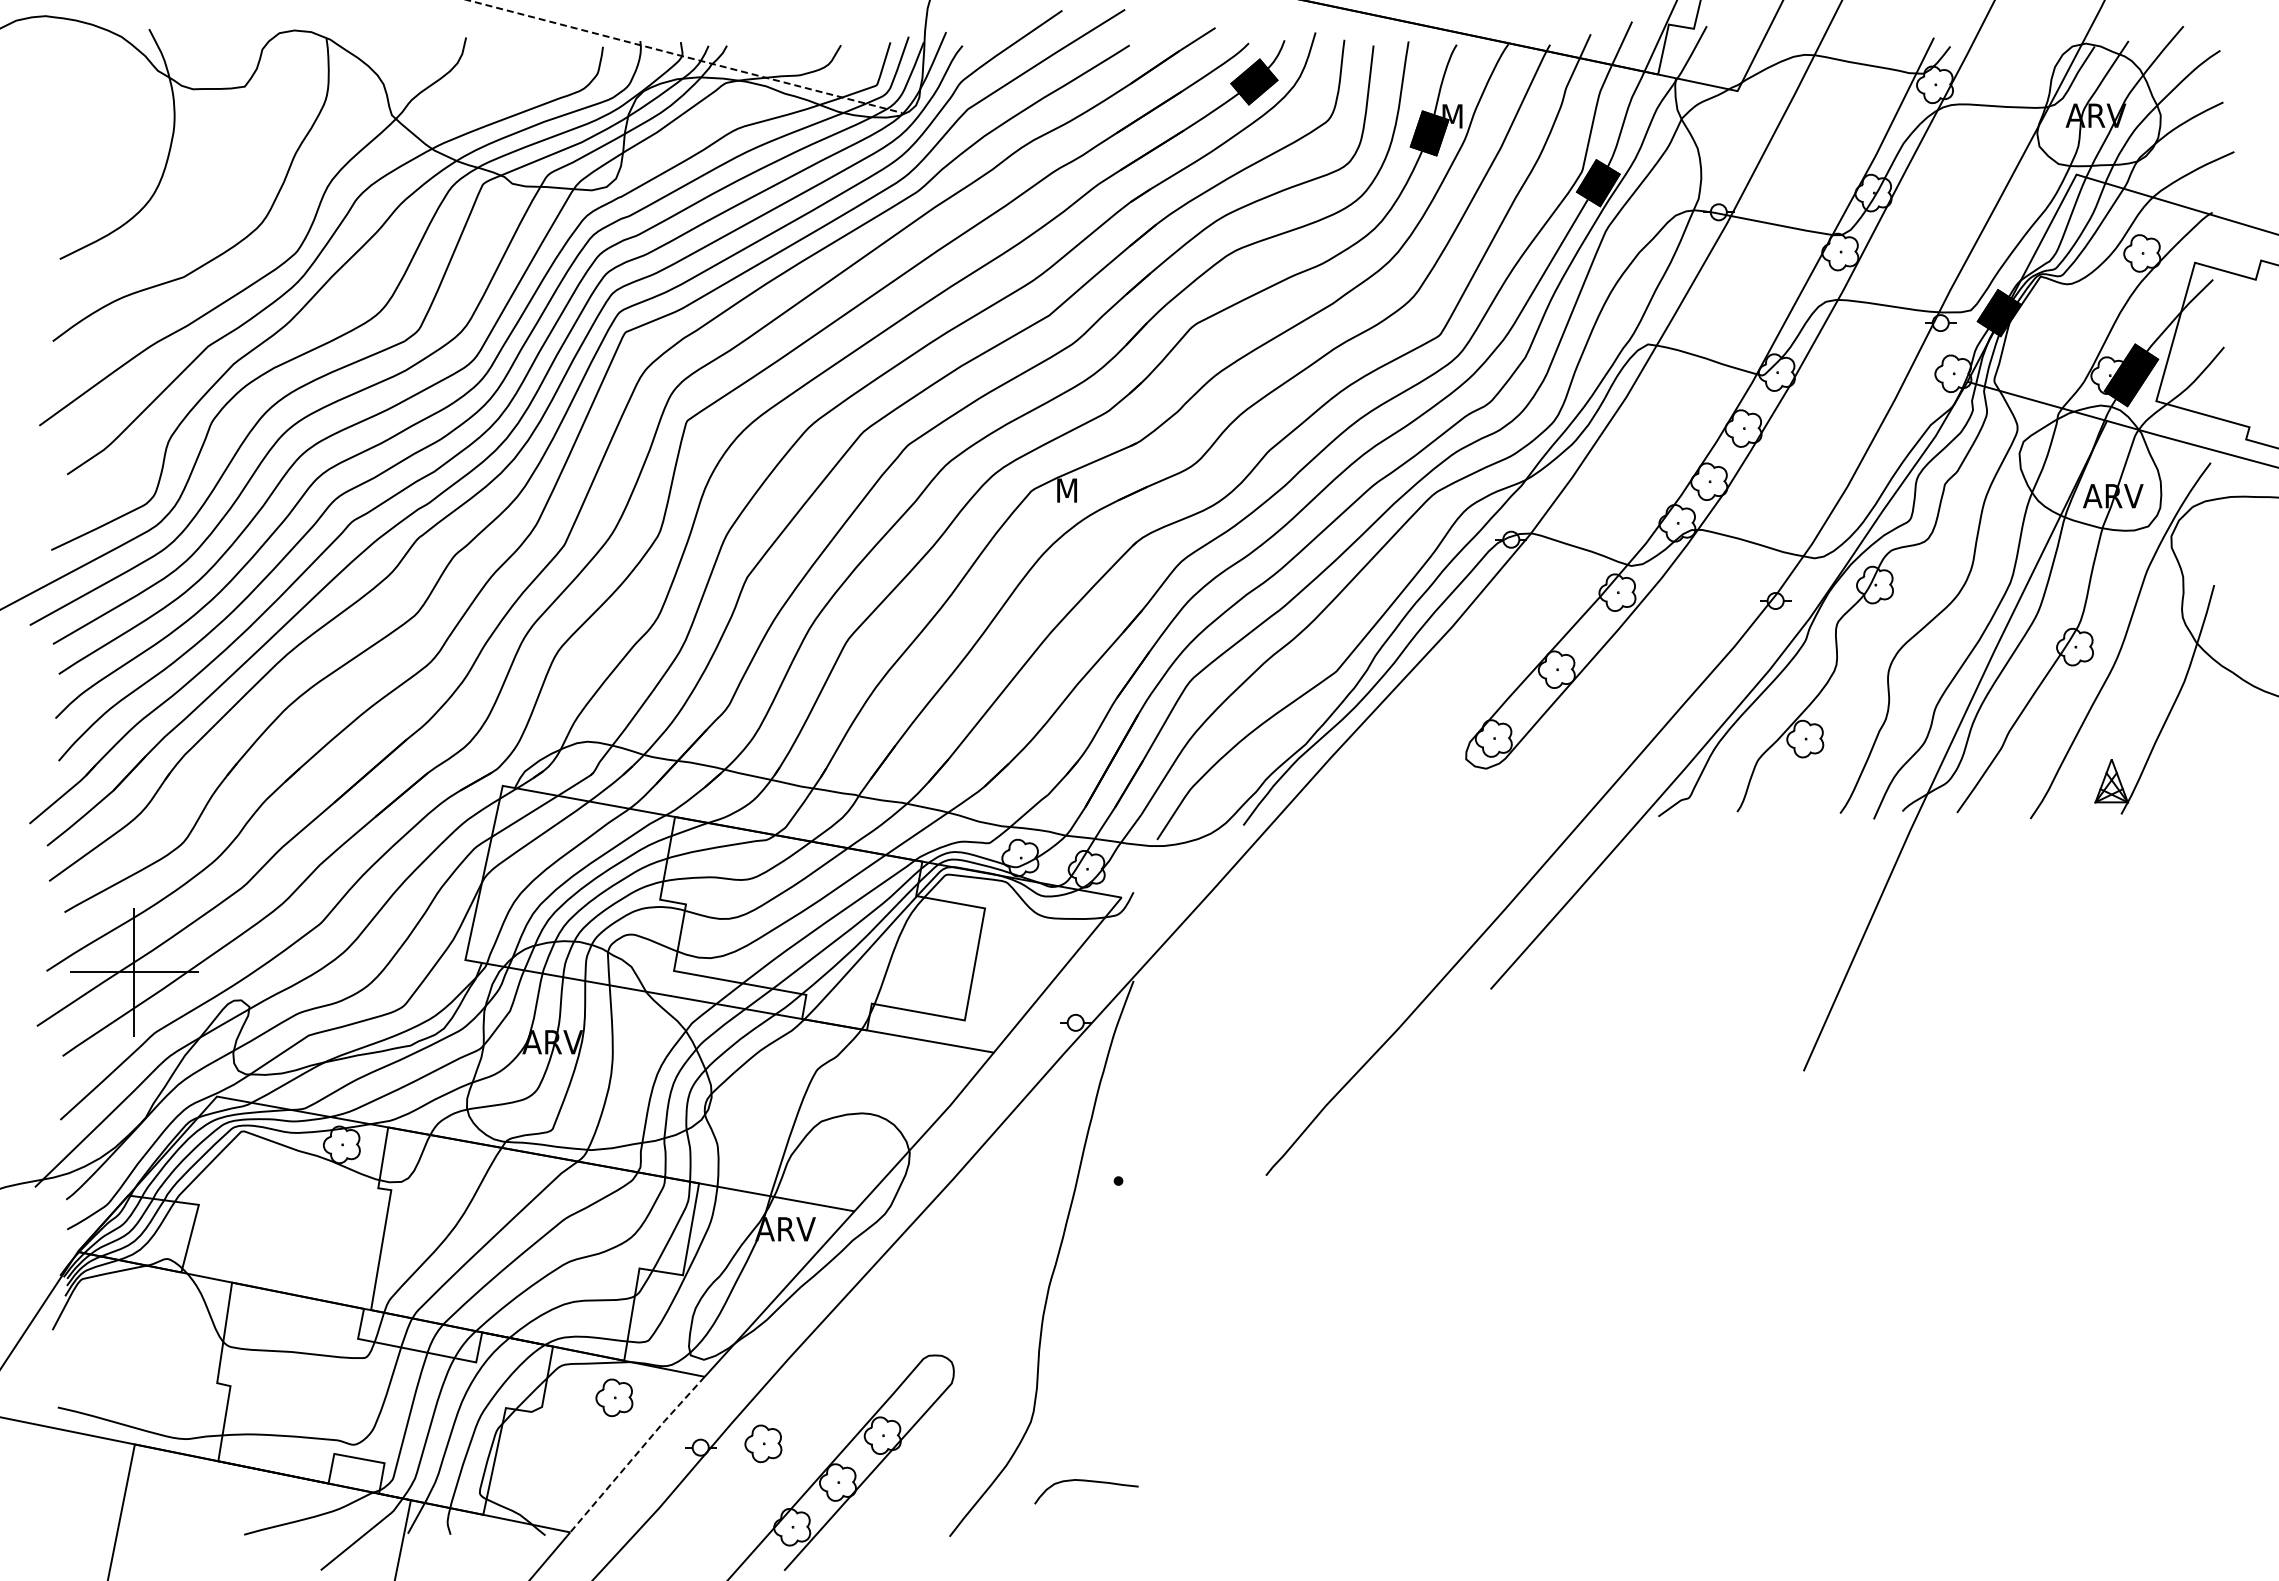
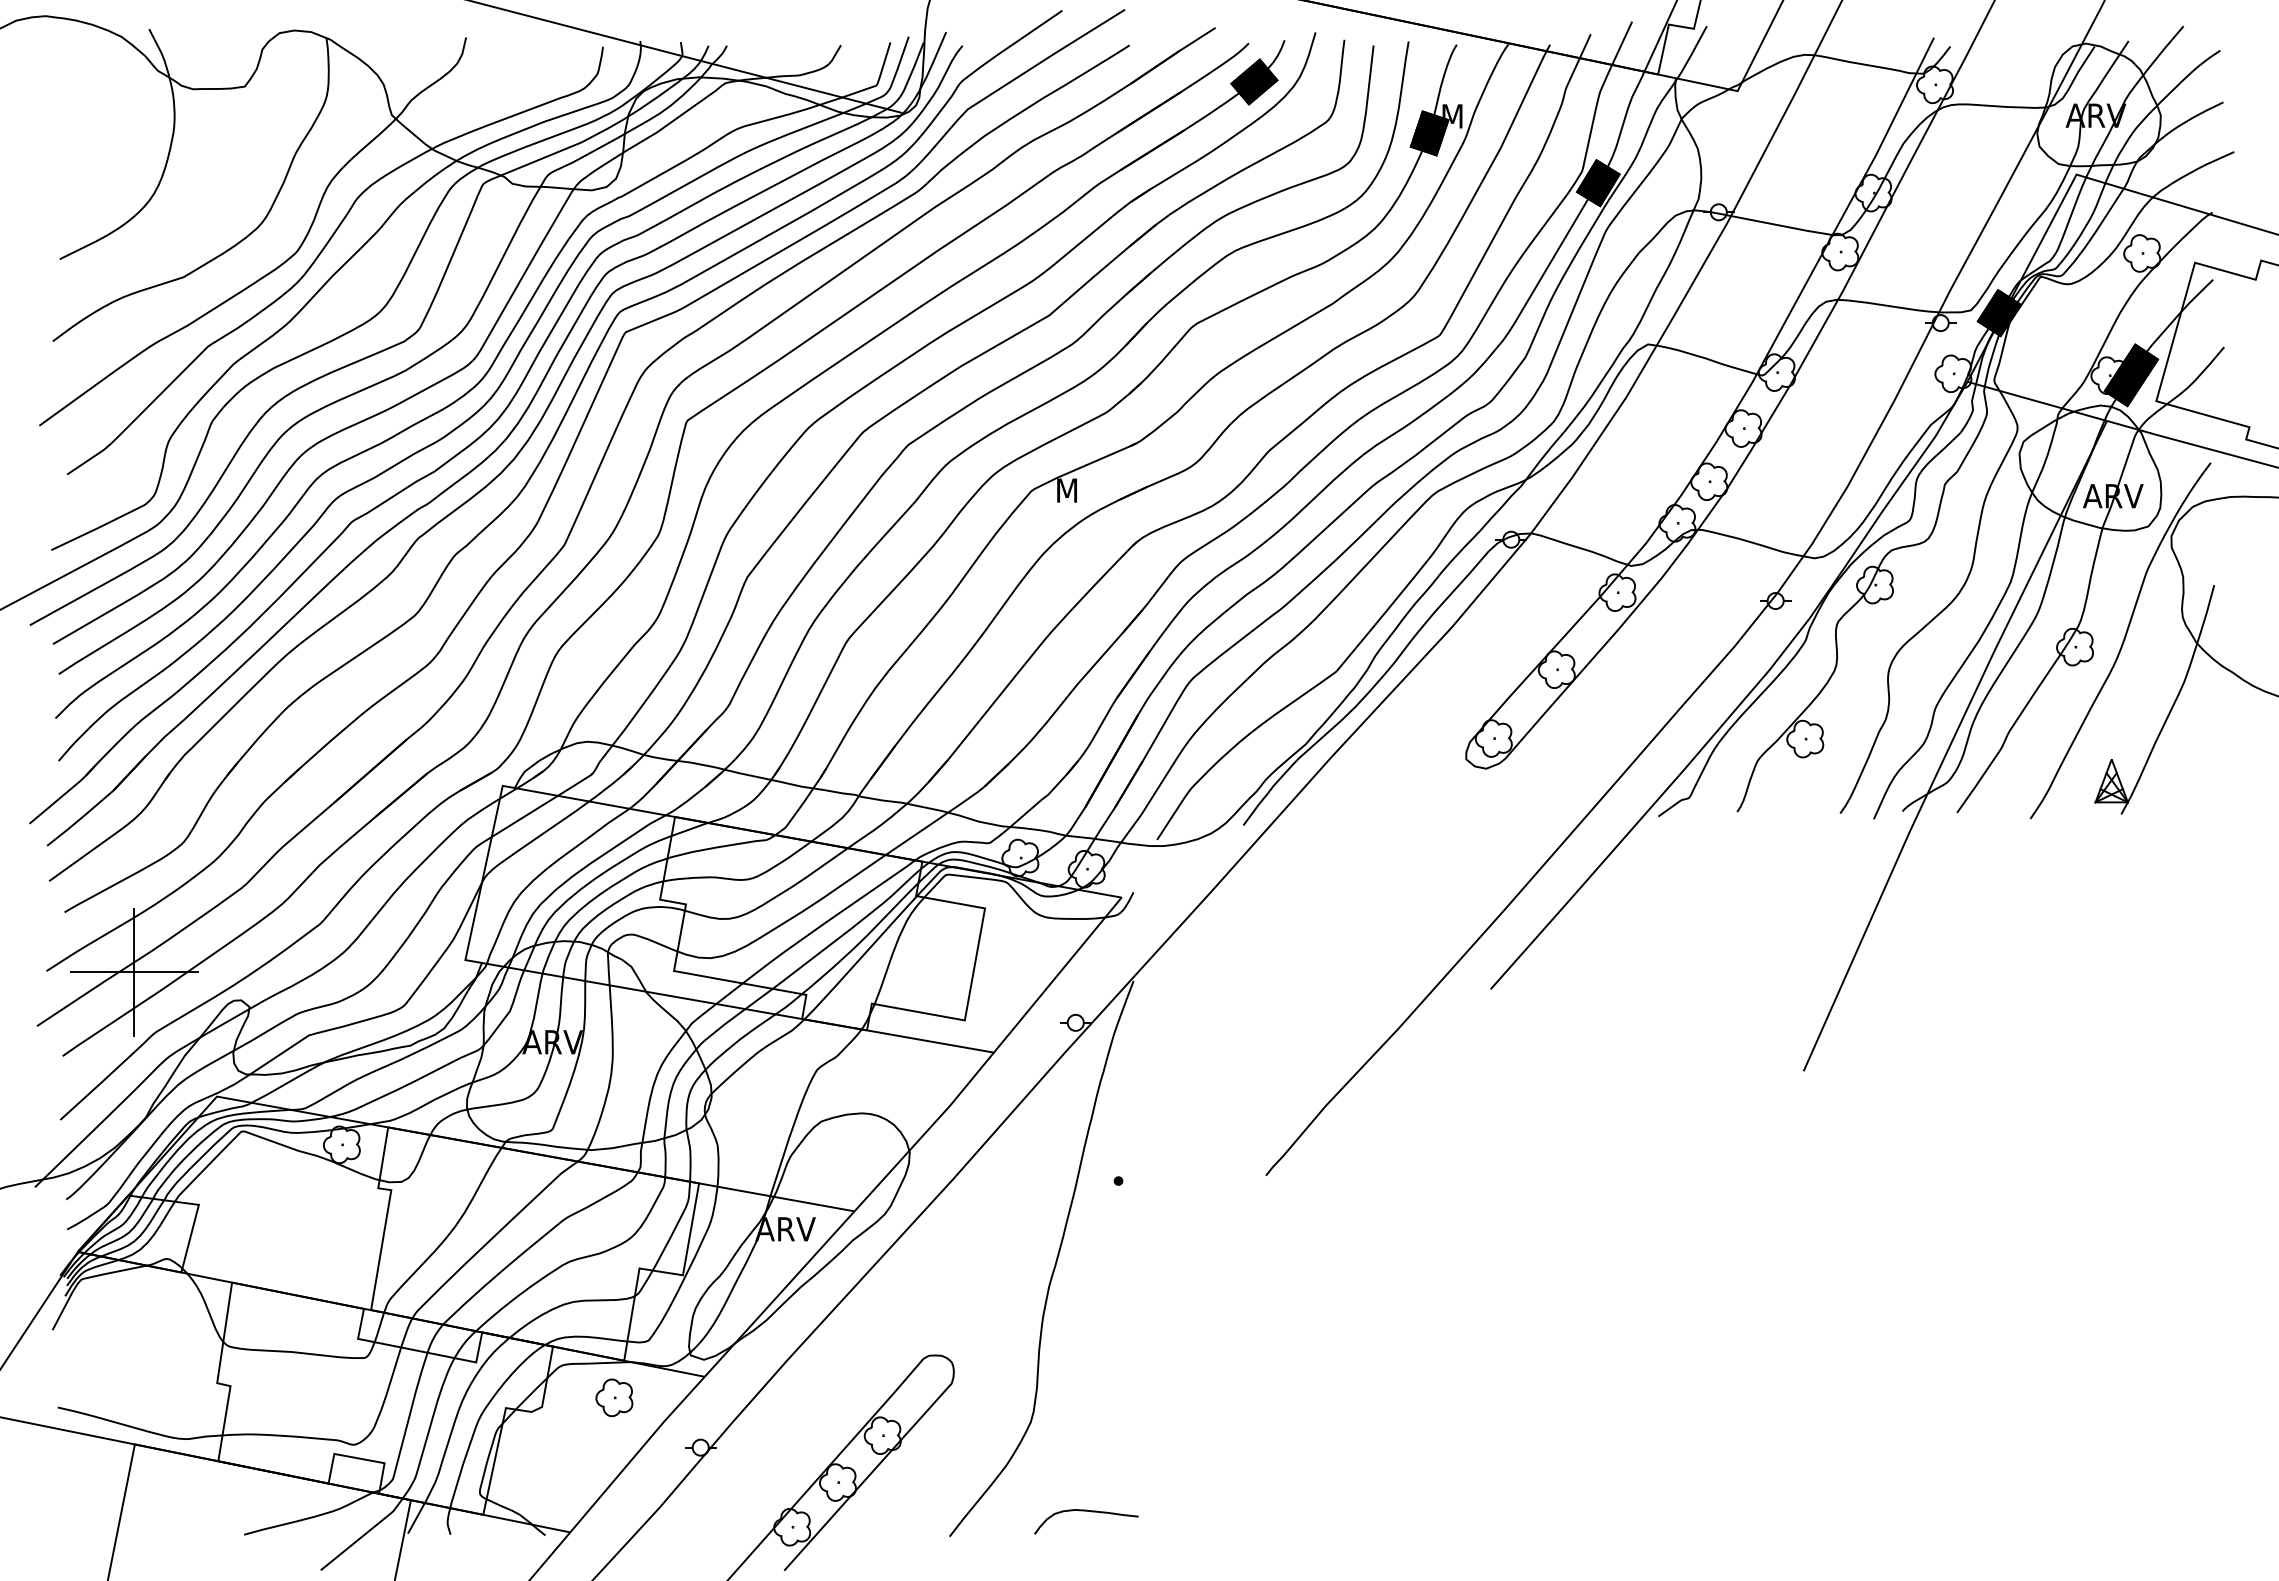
line: dashed -> solid (684, 56)
part: present -> none (763, 1443)
line: dashed -> solid (637, 1453)
curve position: (1086, 1481) -> (1086, 1511) (1086, 1511)
